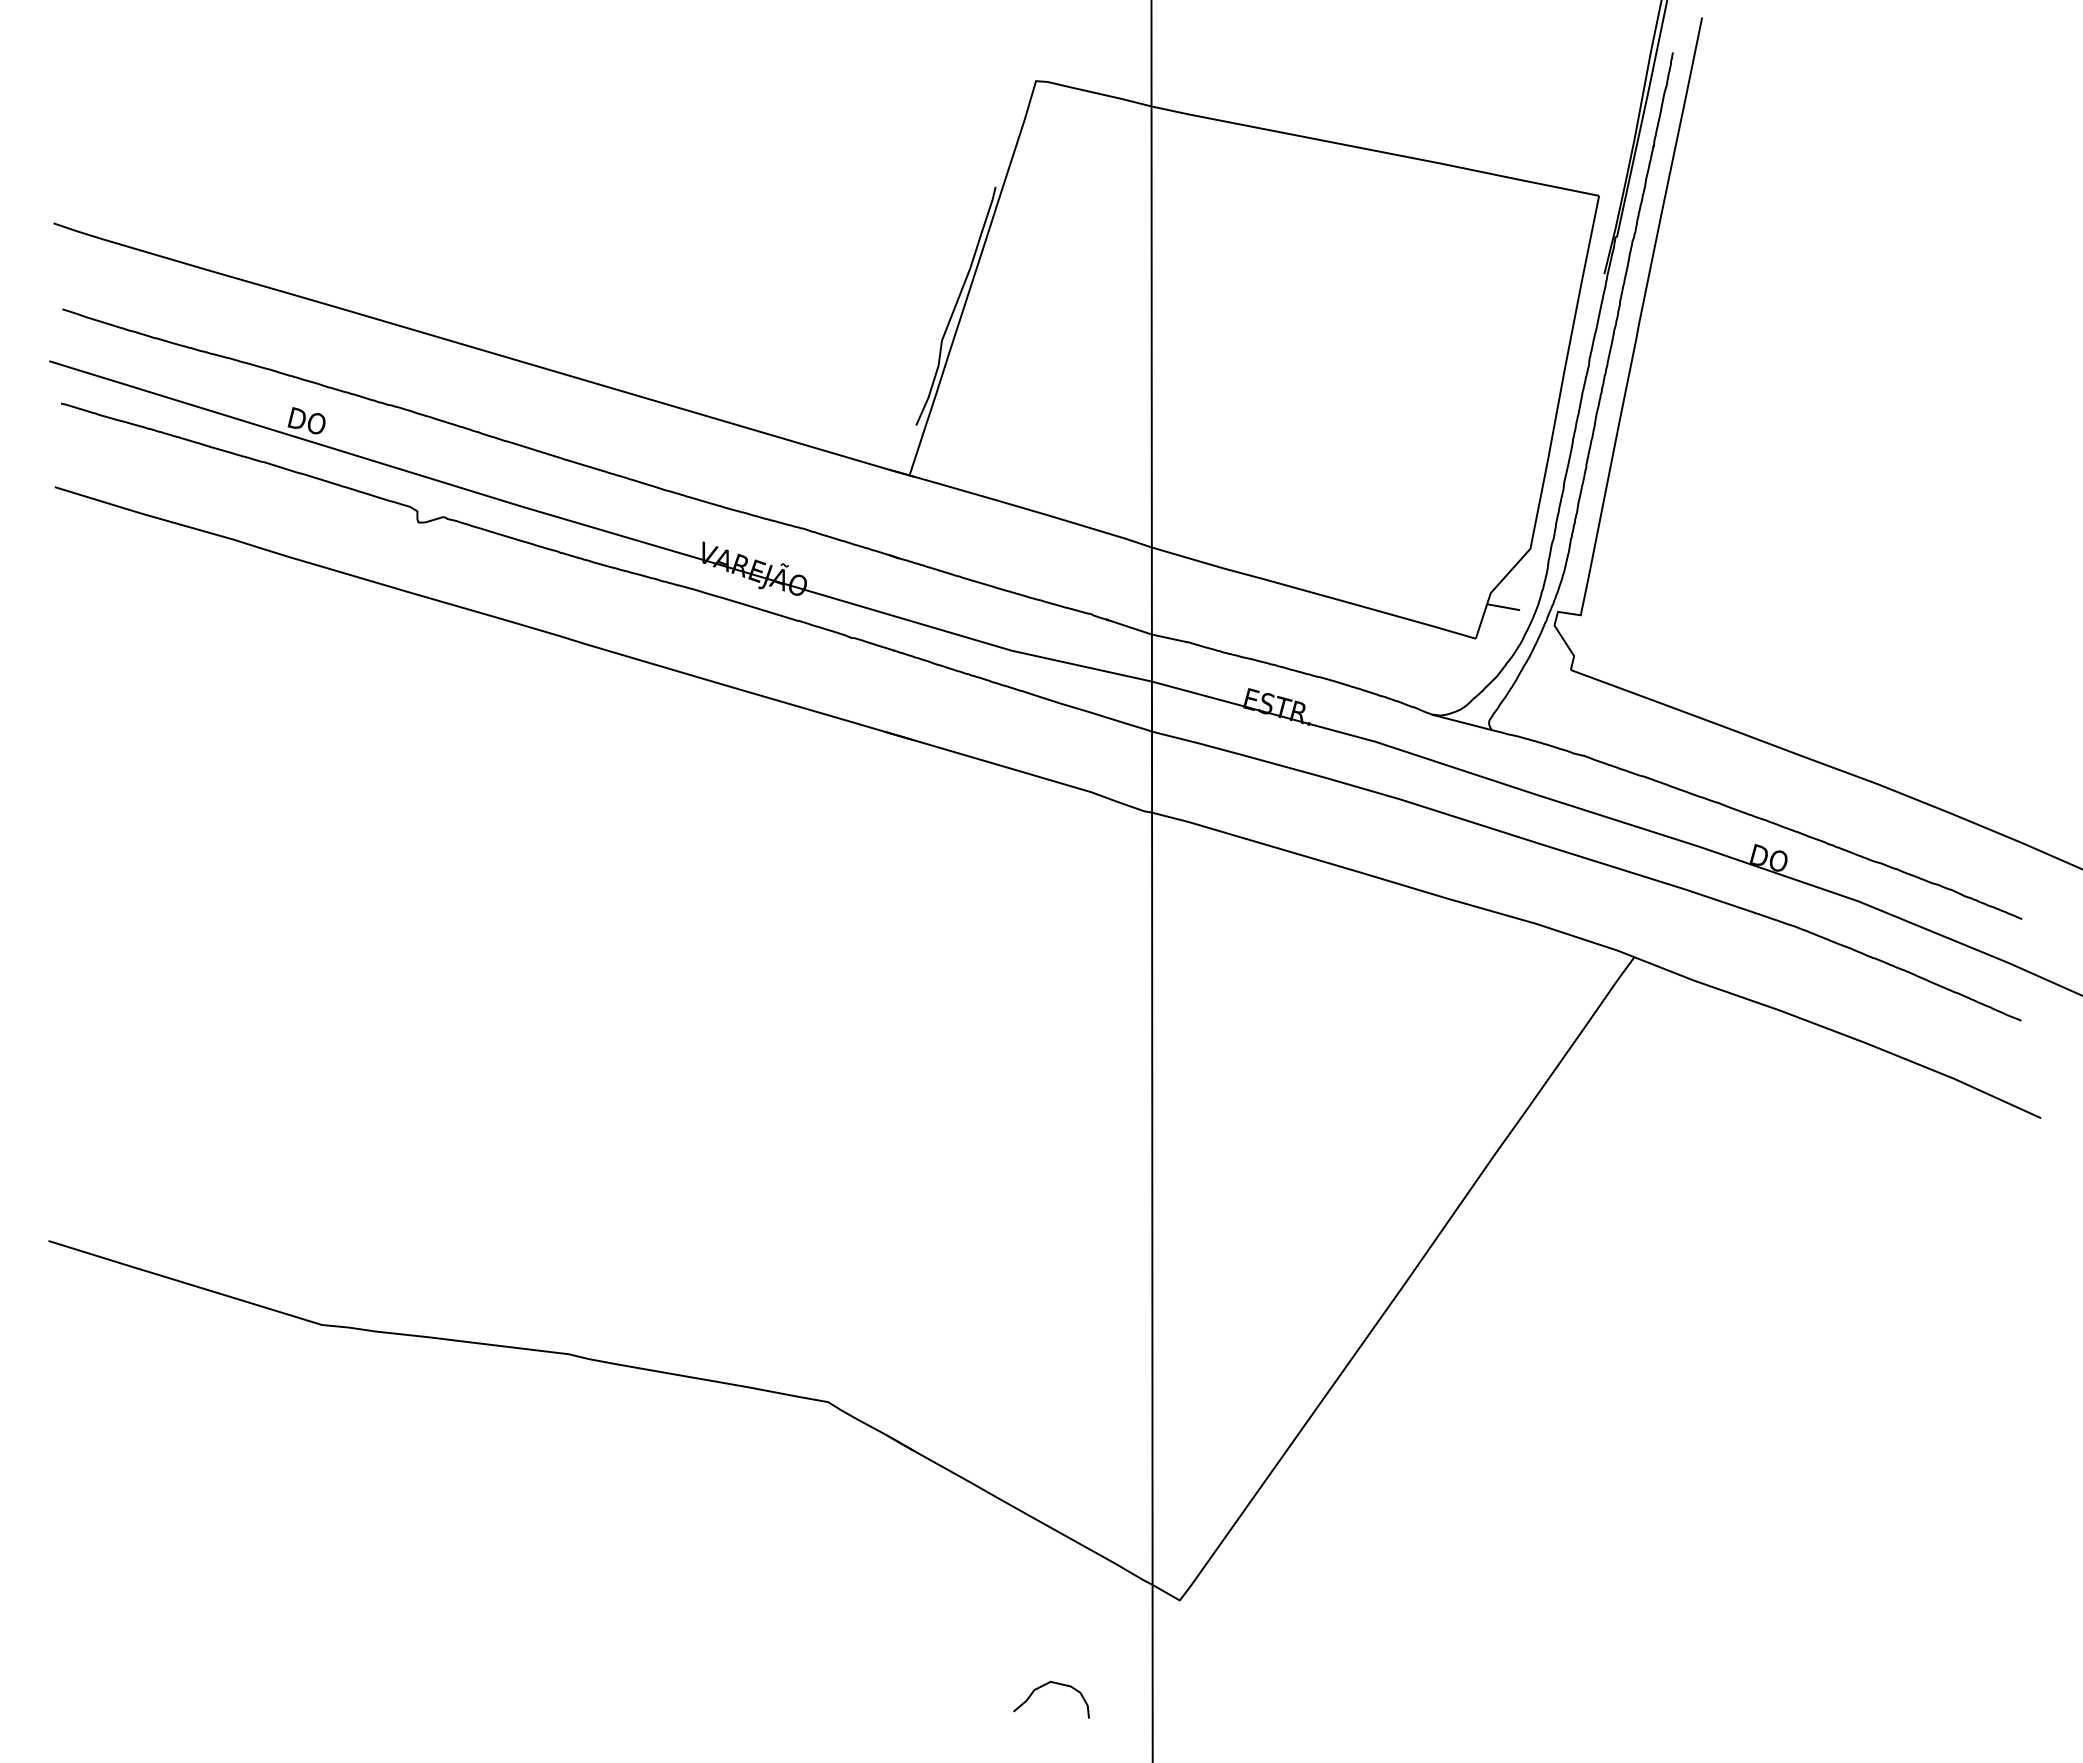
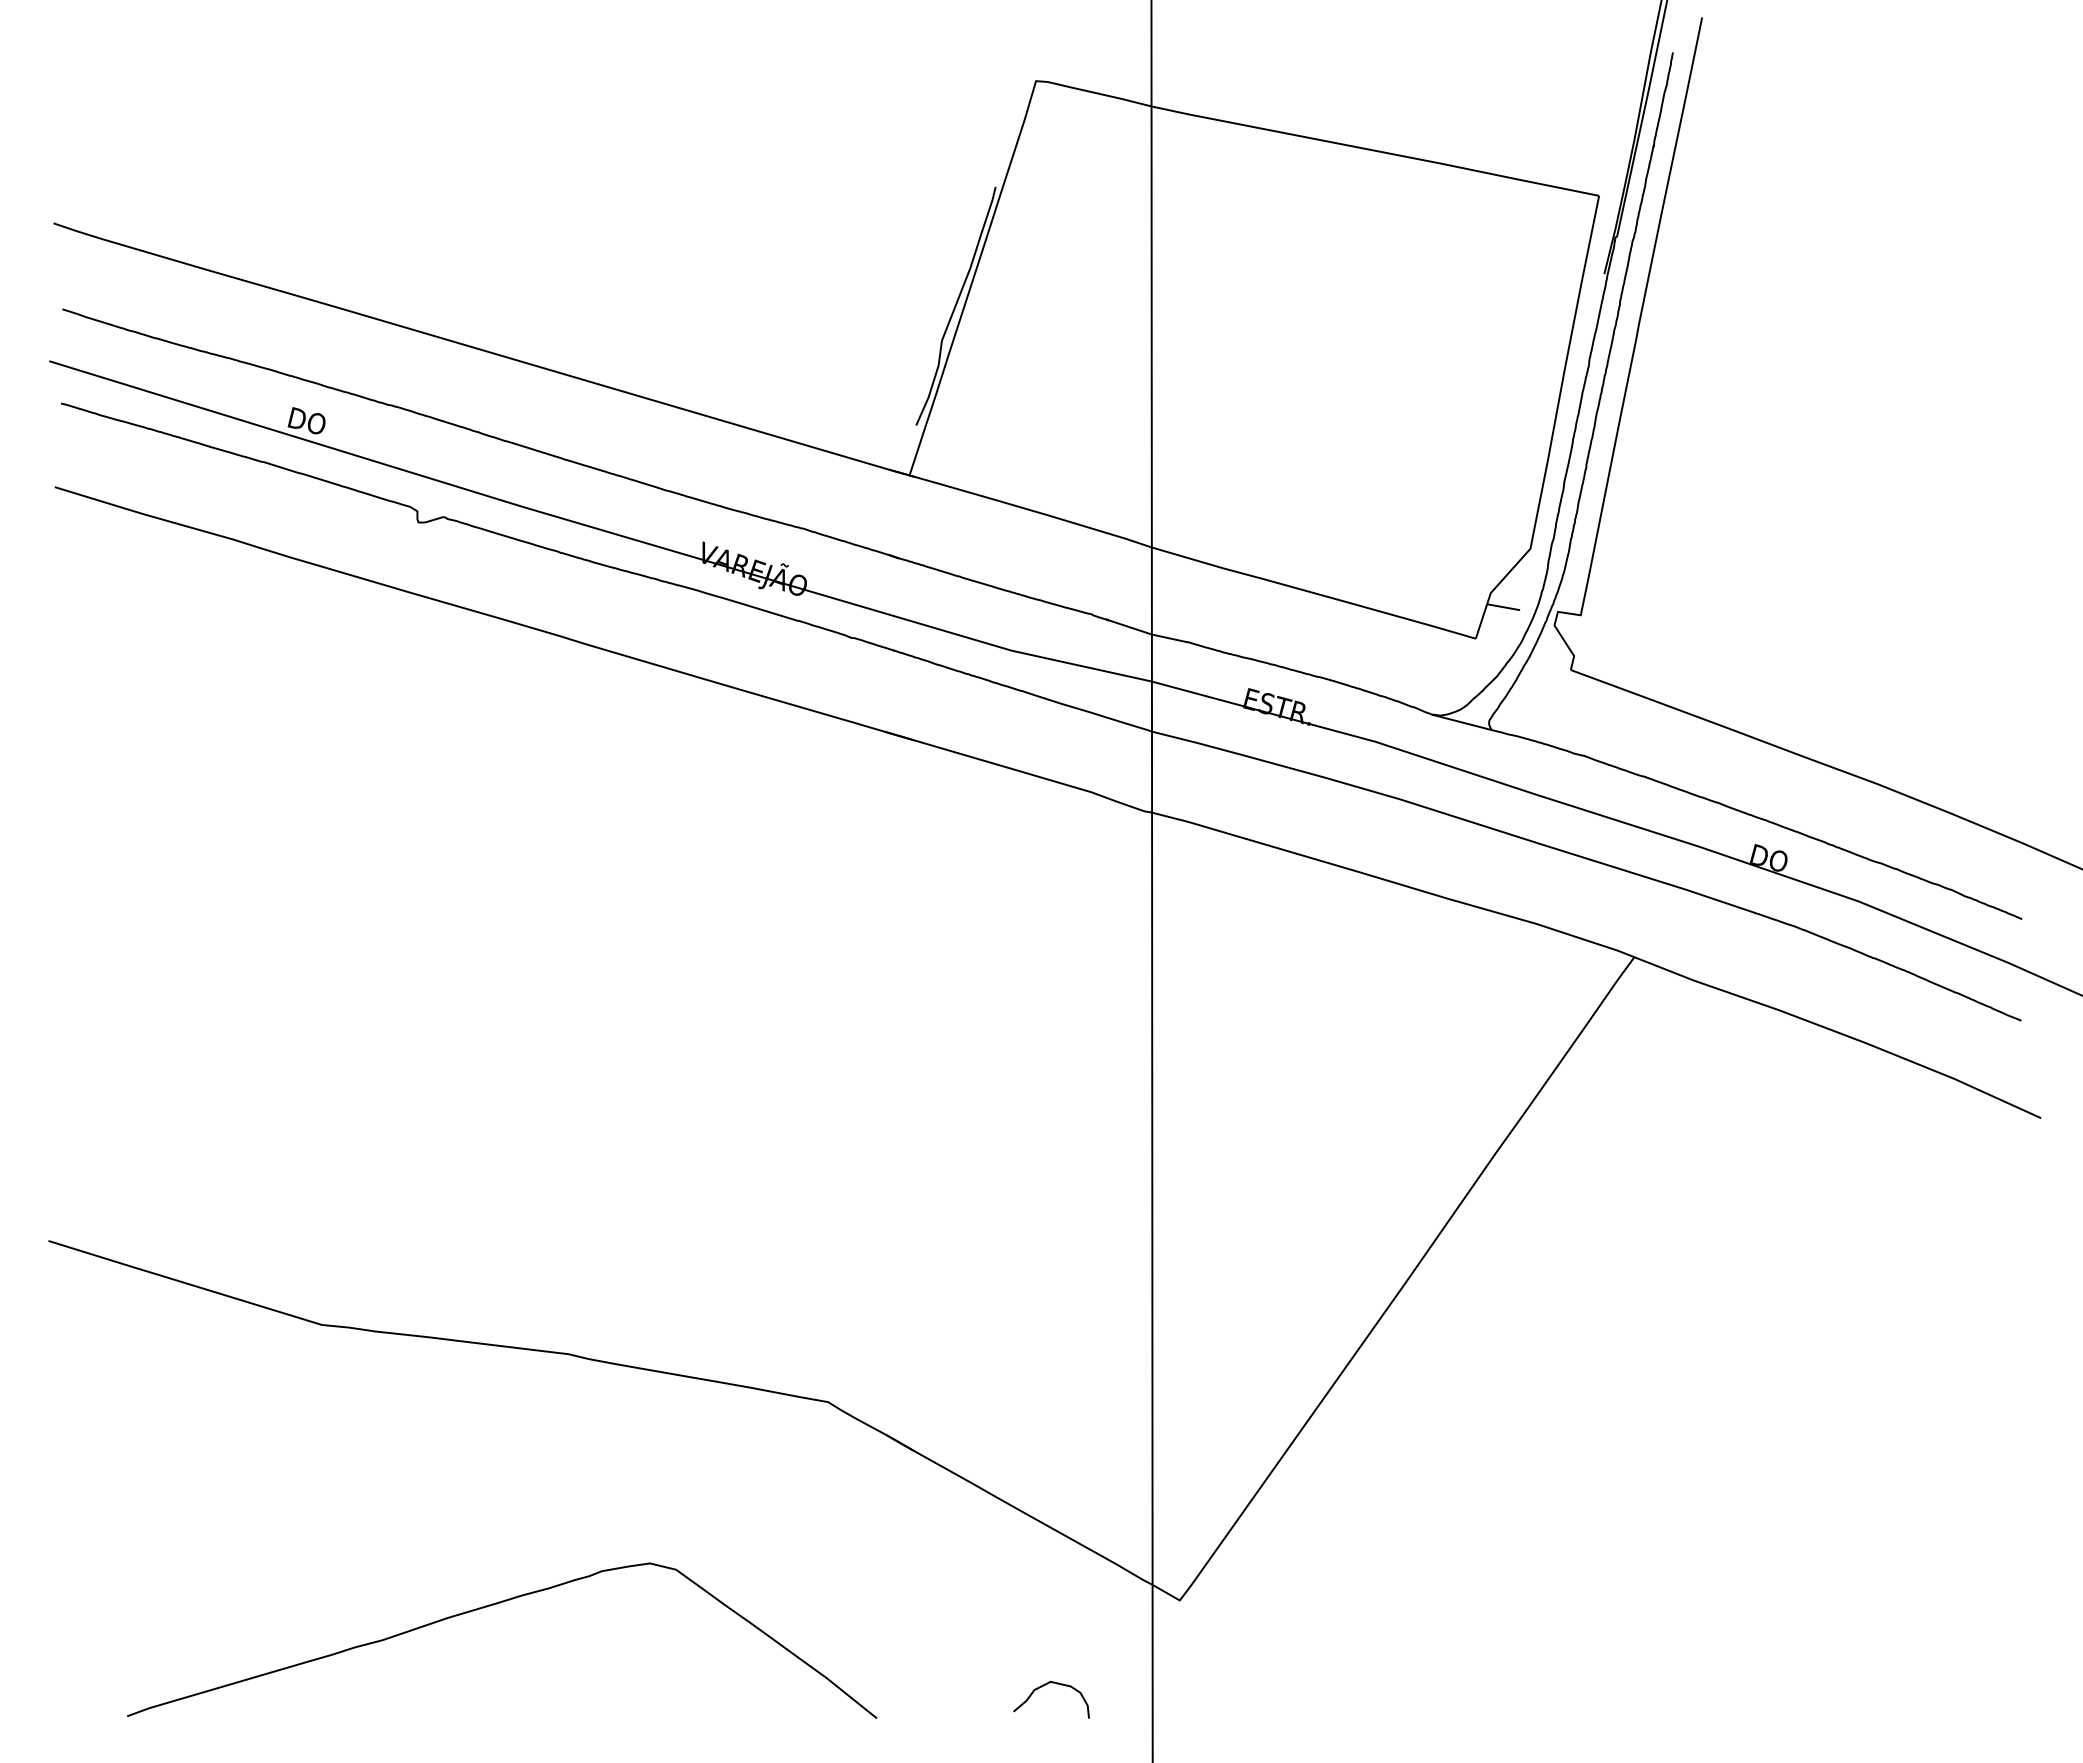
curve: none -> present (490, 1606)
